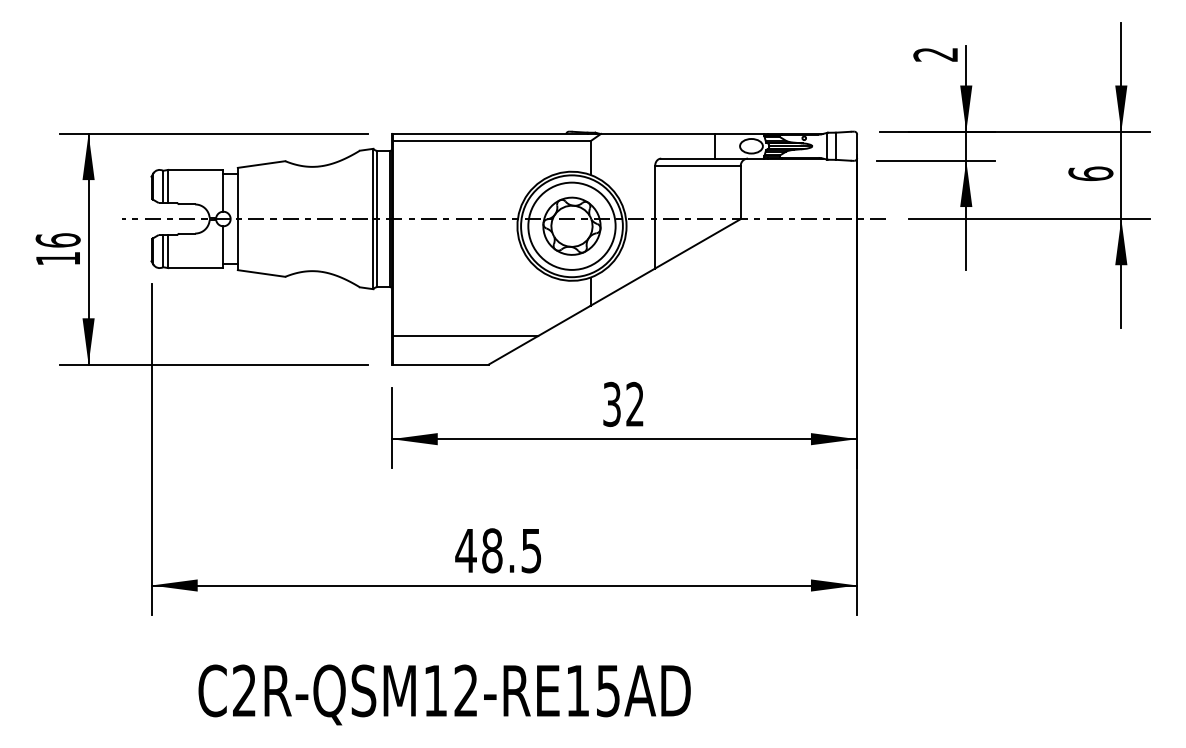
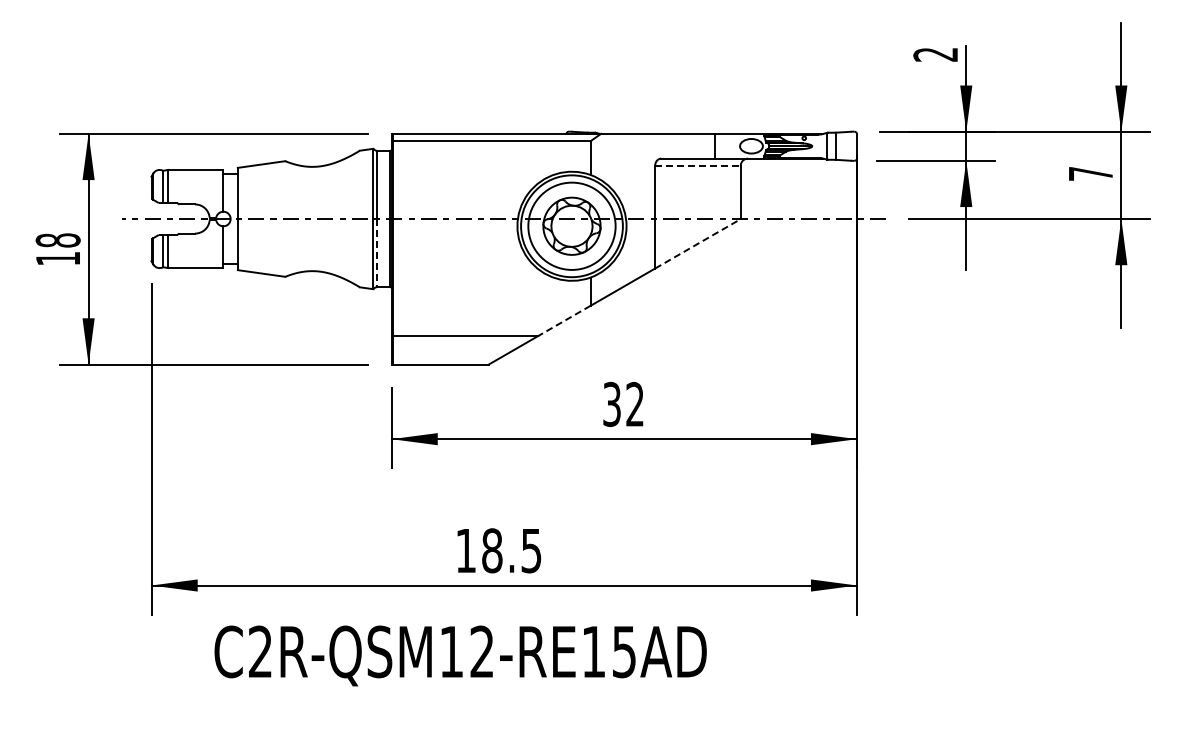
line: solid -> dashed (697, 165)
text: 6 -> 7 (1090, 173)
text: 16 -> 18 (57, 240)
line: solid -> dashed (698, 243)
line: solid -> dashed (377, 253)
line: solid -> dashed (563, 321)
text: 48.5 -> 18.5 (465, 550)
text position: (444, 694) -> (460, 655) (460, 655)
